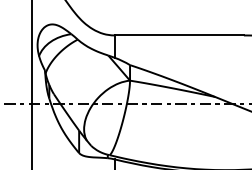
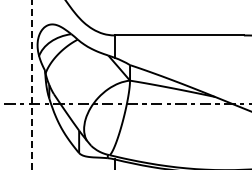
line: solid -> dashed (32, 85)
